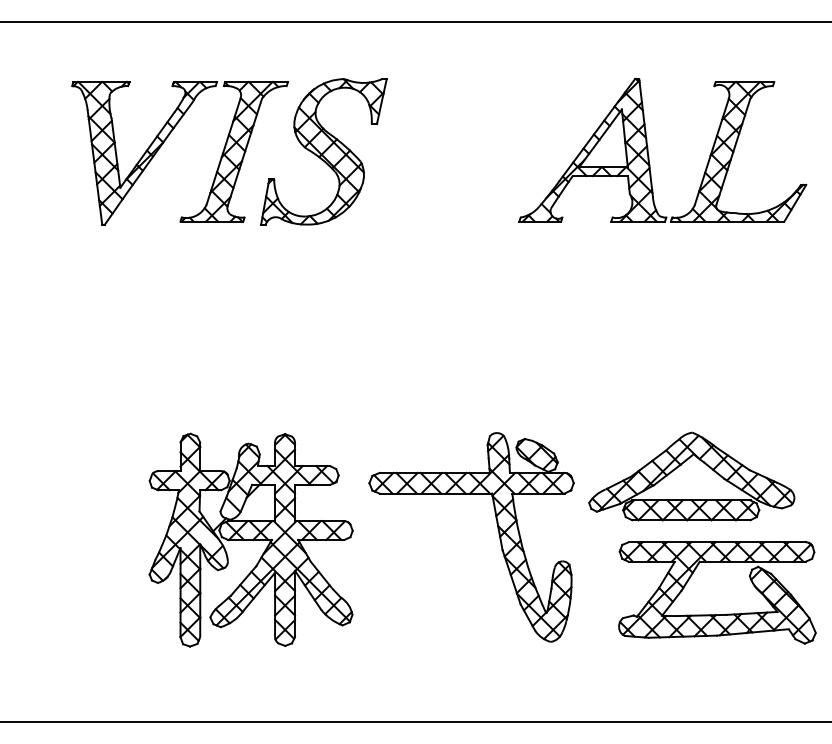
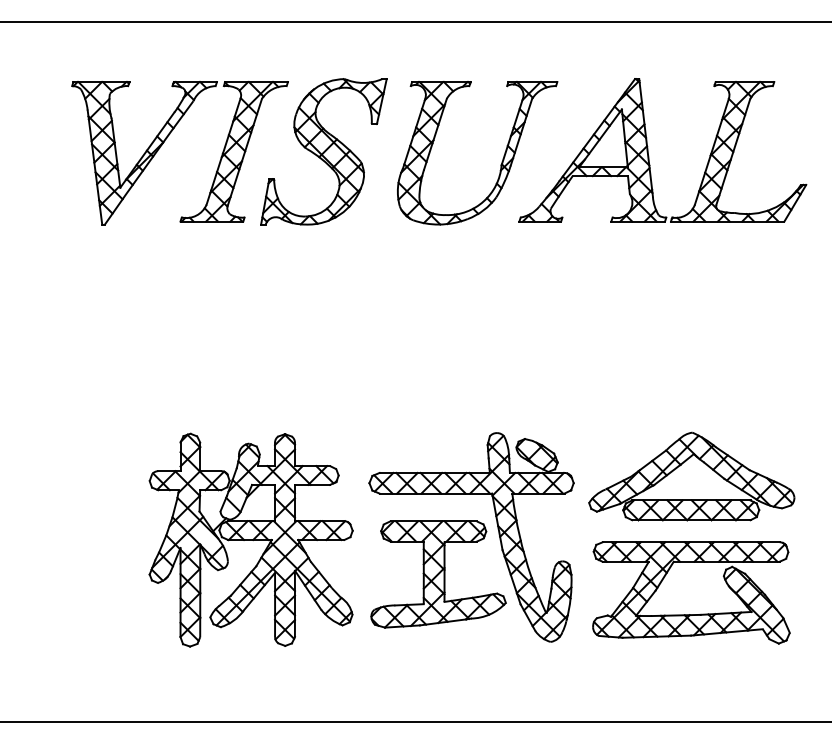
part: none -> present (501, 161)
part: none -> present (438, 574)
part position: (717, 614) -> (691, 614) (691, 614)
